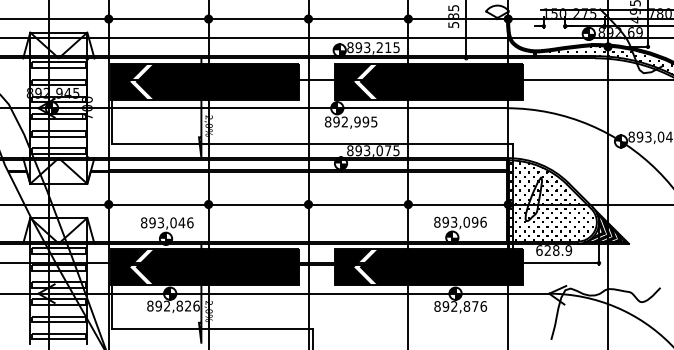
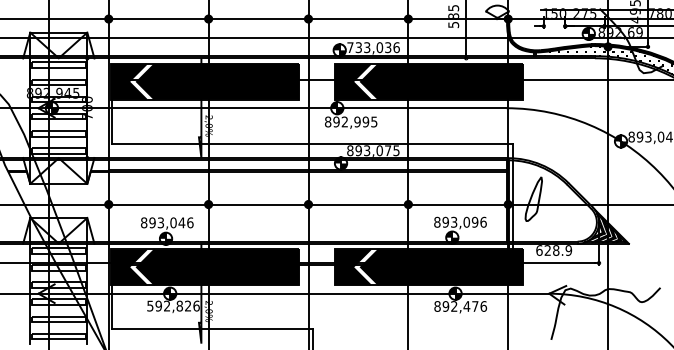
text: 893,215 -> 733,036 (373, 47)
hatch: present -> none (553, 201)
text: 892,826 -> 592,826 (150, 305)
text: 892,876 -> 892,476 (466, 306)
